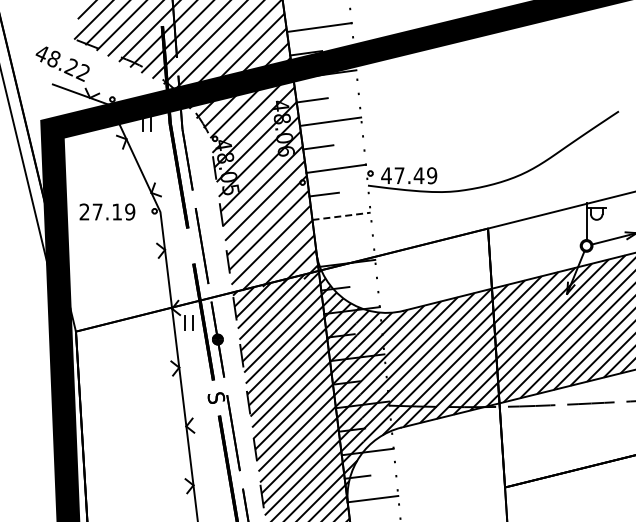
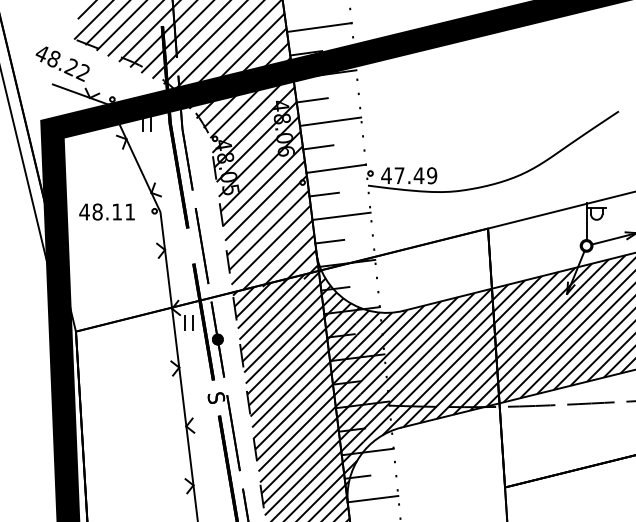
text: 27.19 -> 48.11 (107, 211)
line: dashed -> solid (342, 216)
line: none -> present (329, 241)
